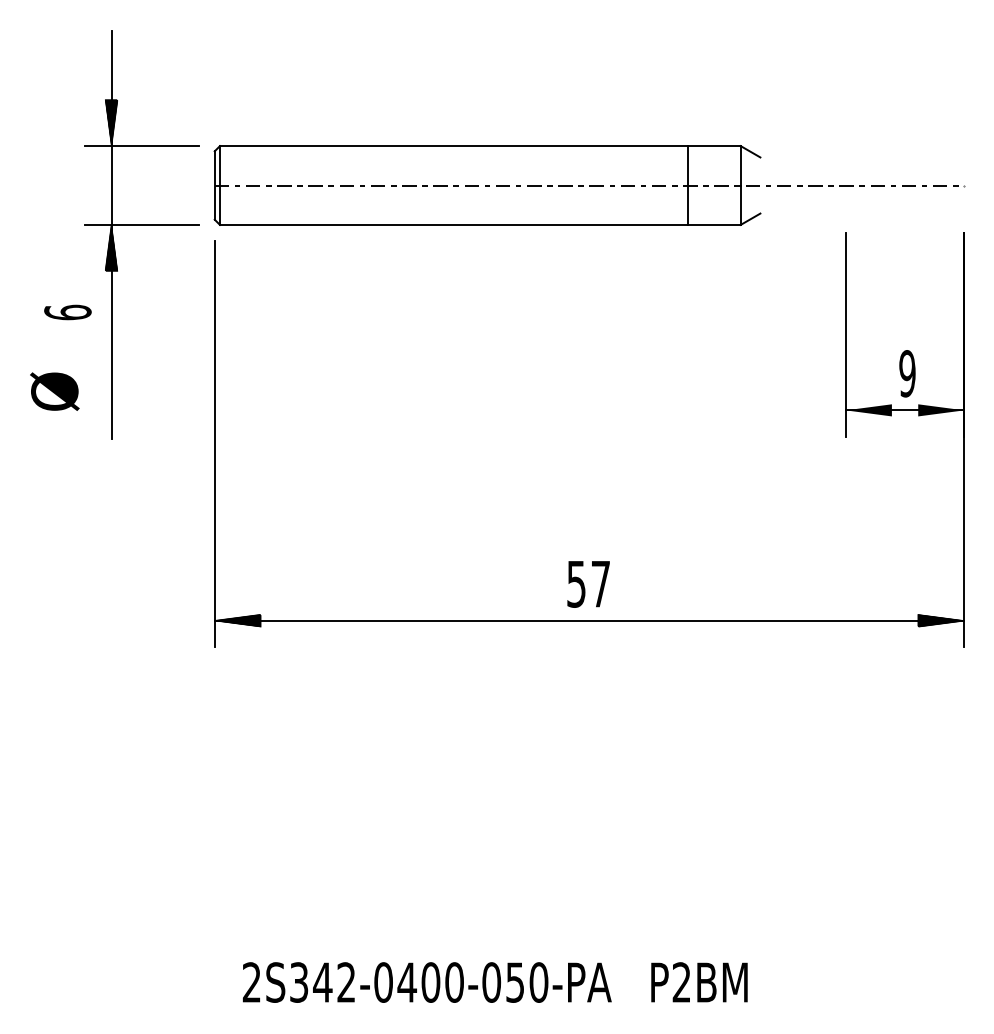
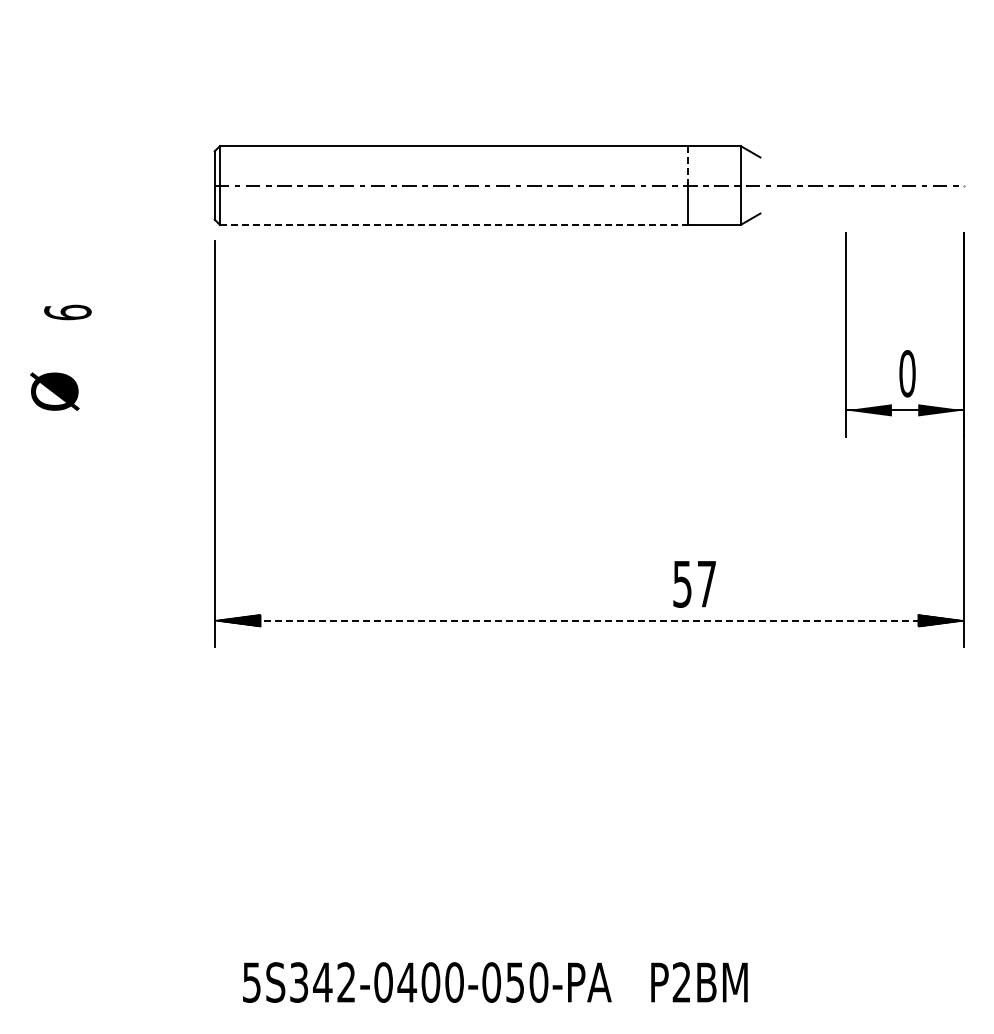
line: solid -> dashed (688, 165)
line: solid -> dashed (454, 224)
part: present -> none (141, 225)
text: 9 -> 0 (907, 373)
text position: (588, 584) -> (694, 584) (694, 584)
line: solid -> dashed (589, 620)
text: 2S342-0400-050-PA -> 5S342-0400-050-PA (251, 982)
